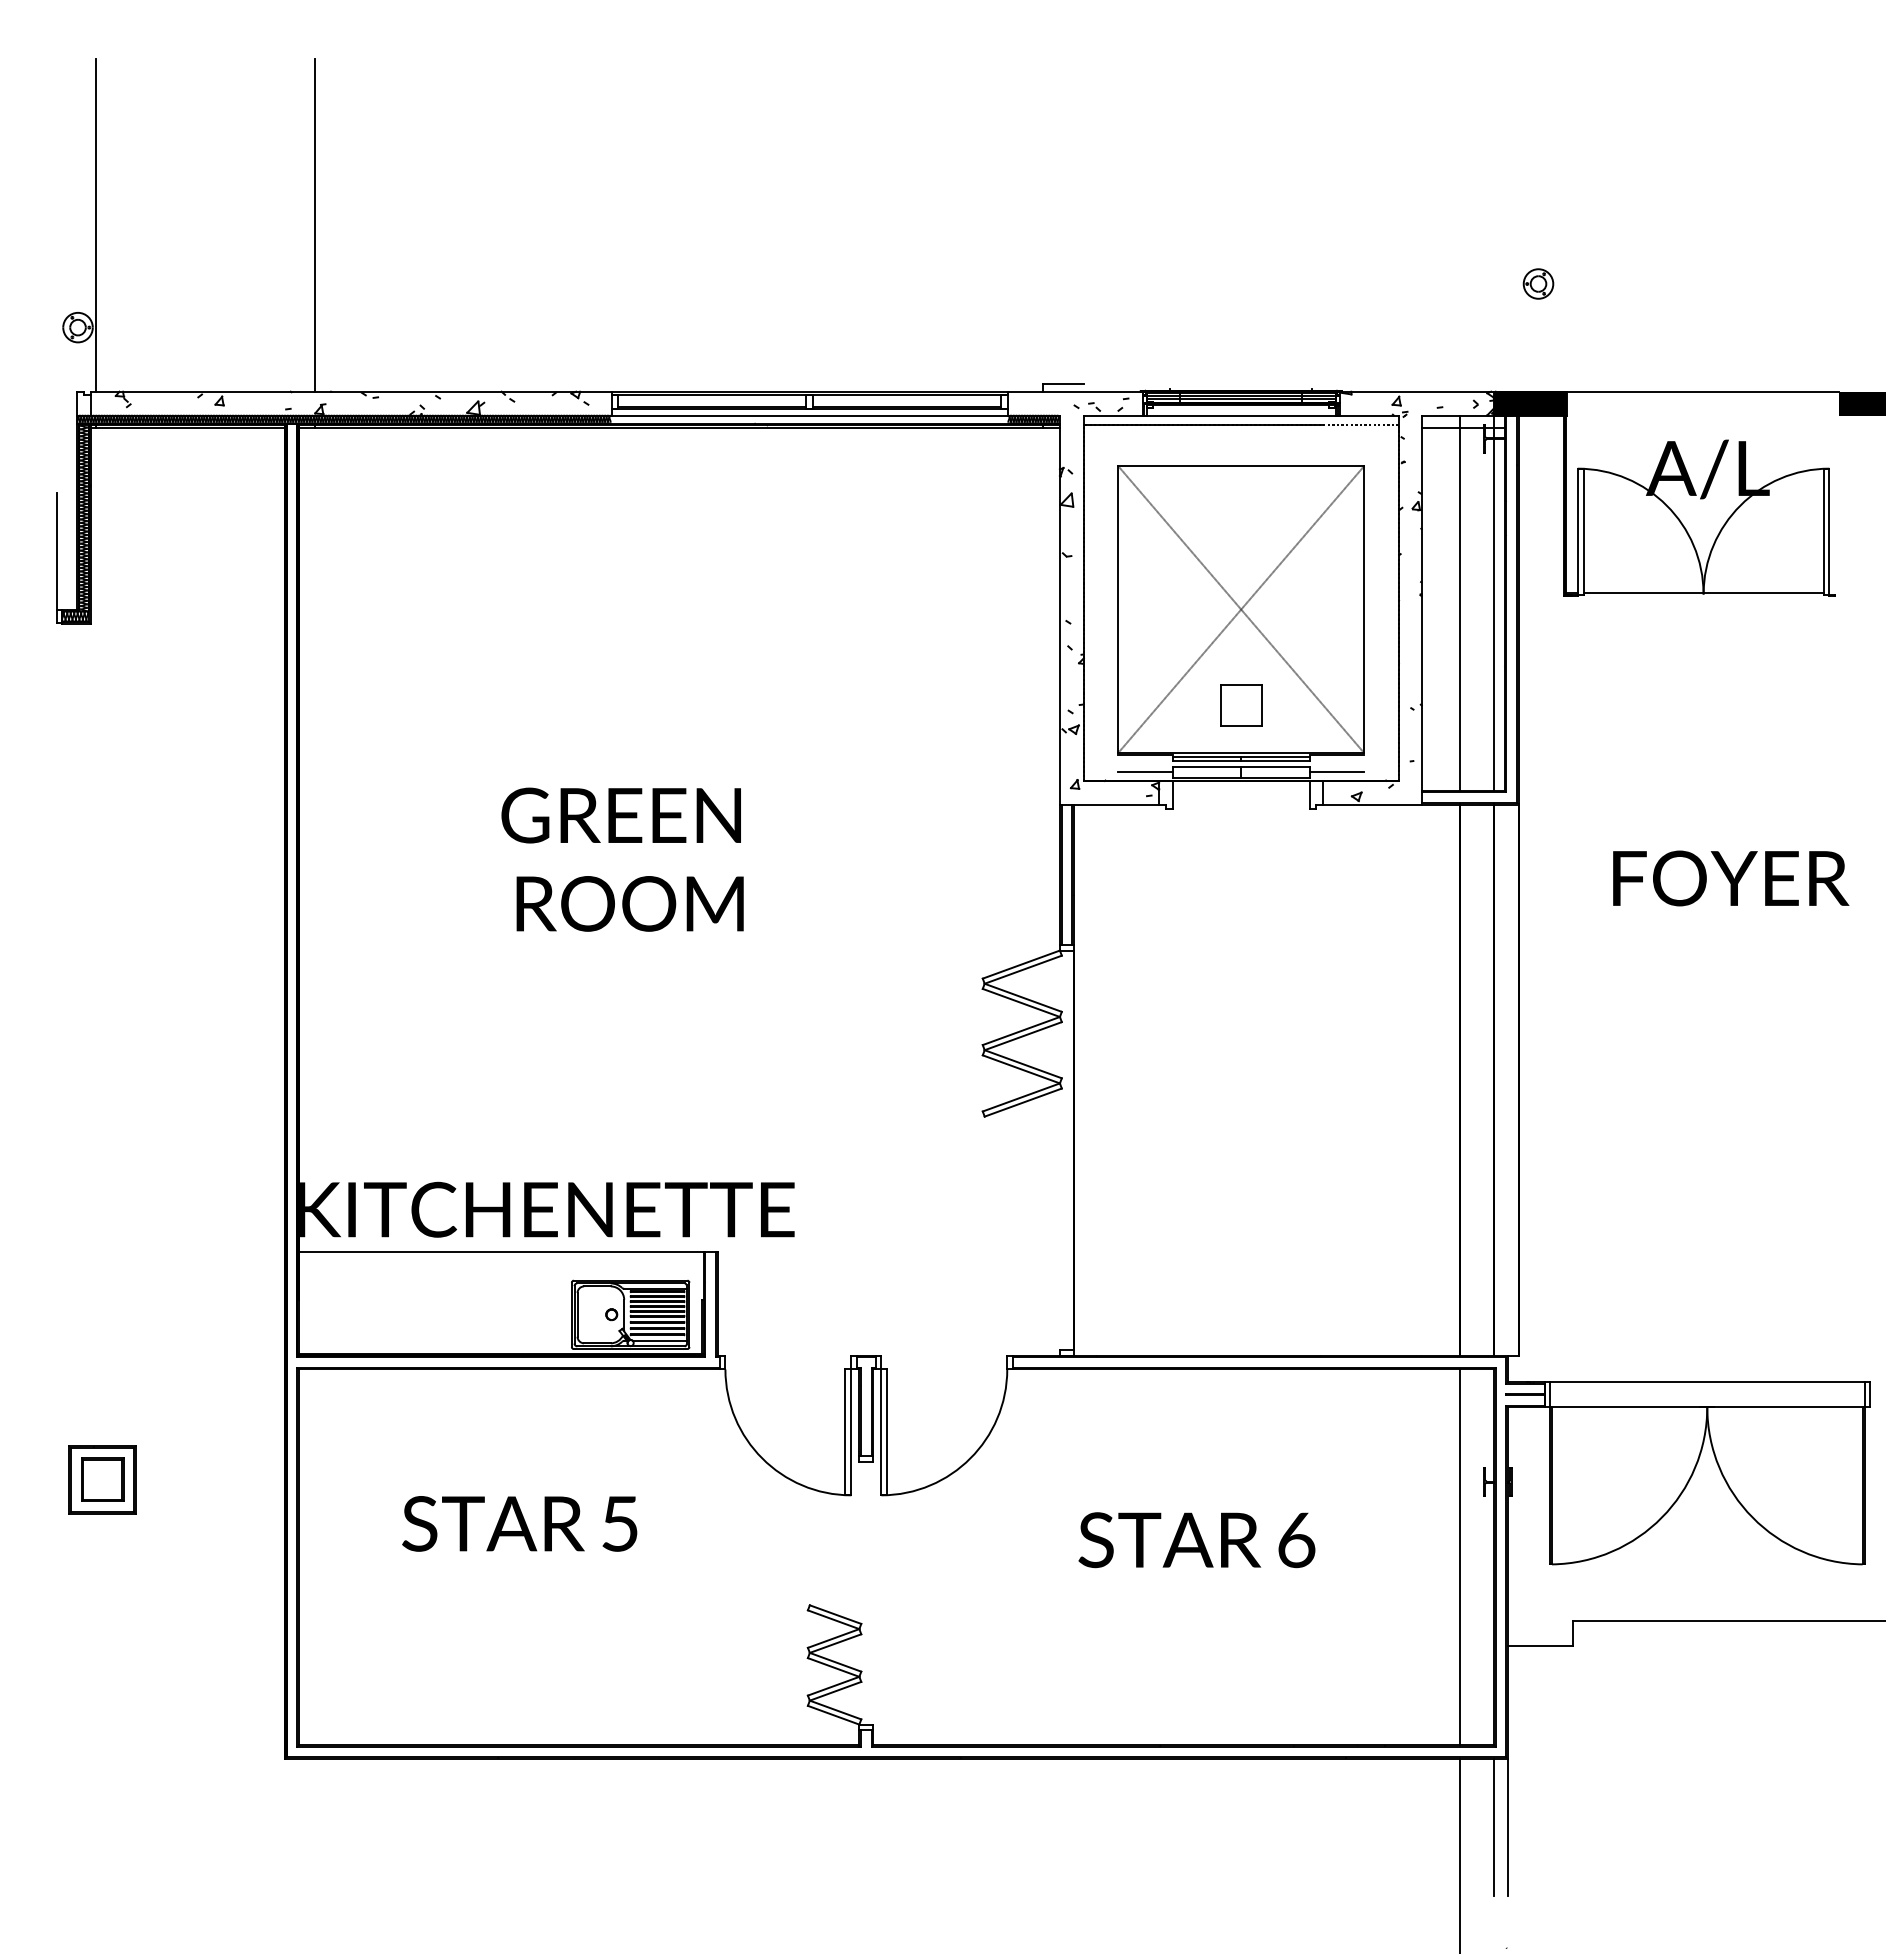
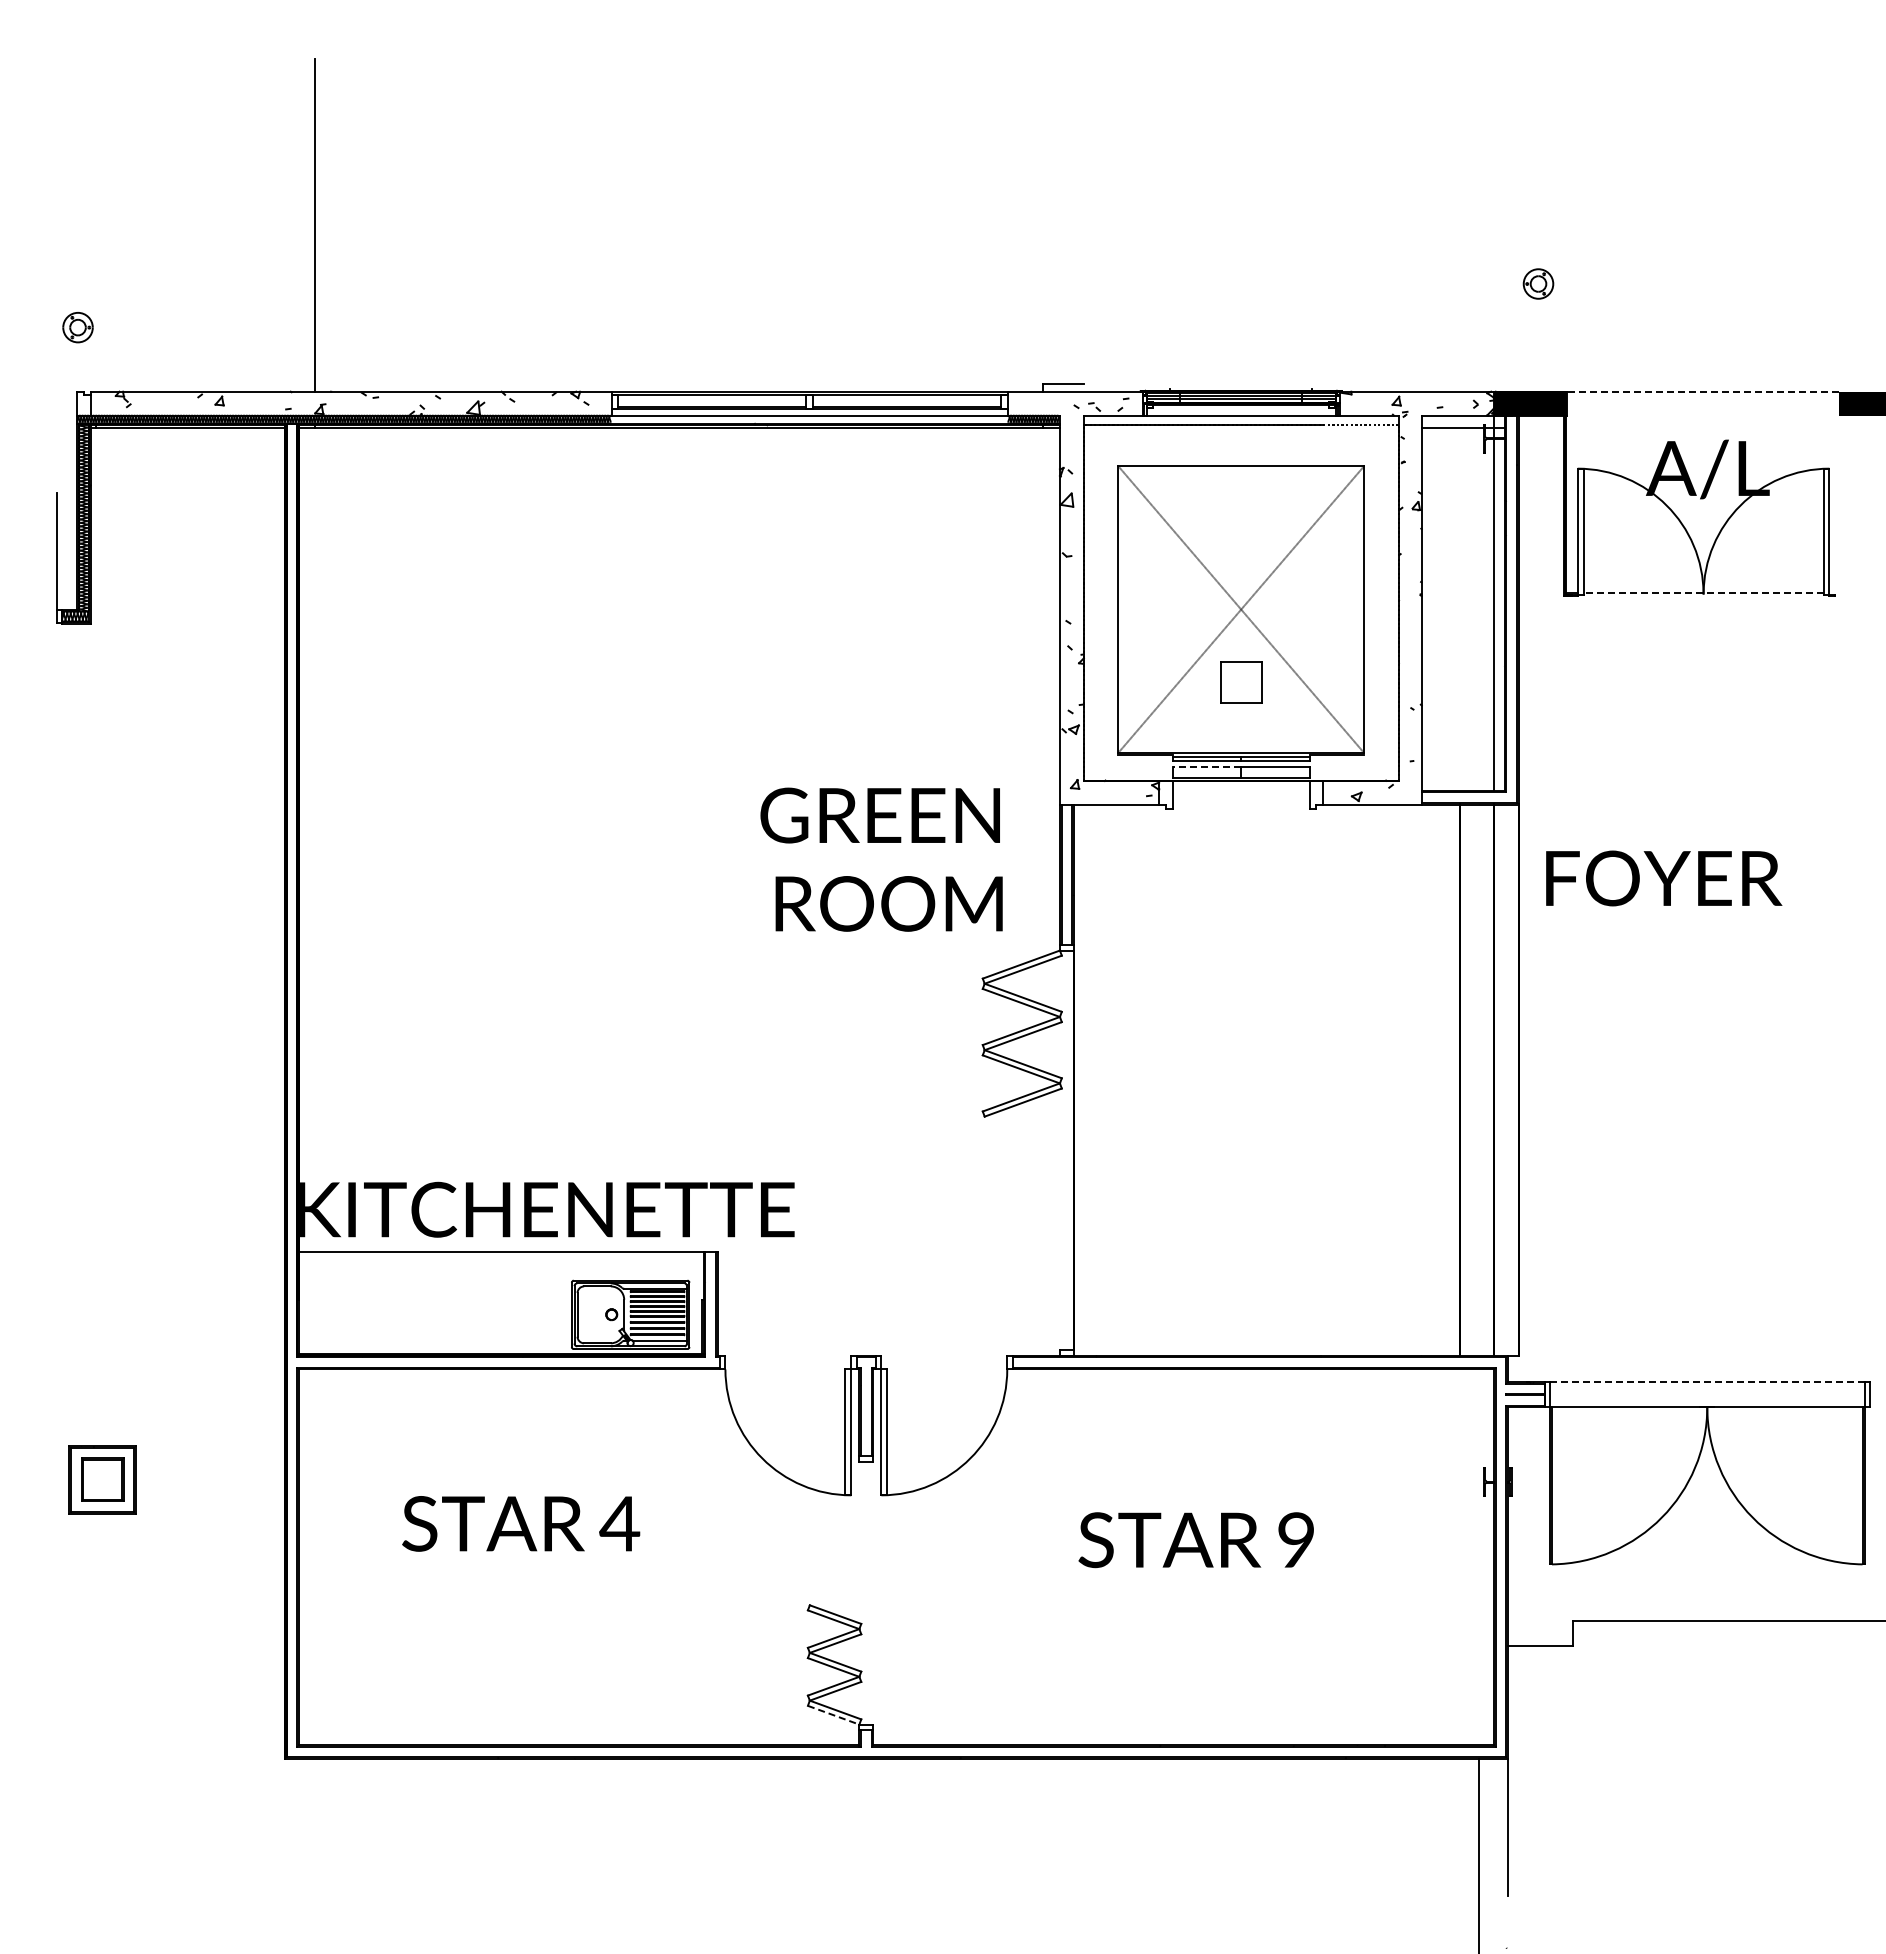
line: present -> none (96, 224)
line: solid -> dashed (1702, 391)
line: solid -> dashed (1703, 593)
line: present -> none (1459, 602)
part position: (1241, 705) -> (1241, 682) (1241, 682)
line: solid -> dashed (1206, 766)
line: present -> none (1145, 772)
line: present -> none (1336, 772)
text position: (622, 859) -> (881, 859) (881, 859)
text position: (1731, 878) -> (1664, 878) (1664, 878)
line: solid -> dashed (1707, 1382)
text: 5 -> 4 (619, 1523)
text: 6 -> 9 (1296, 1540)
line: present -> none (1459, 1557)
line: solid -> dashed (834, 1715)
line: present -> none (1494, 1827)
line position: (1459, 1854) -> (1478, 1854) (1478, 1854)
